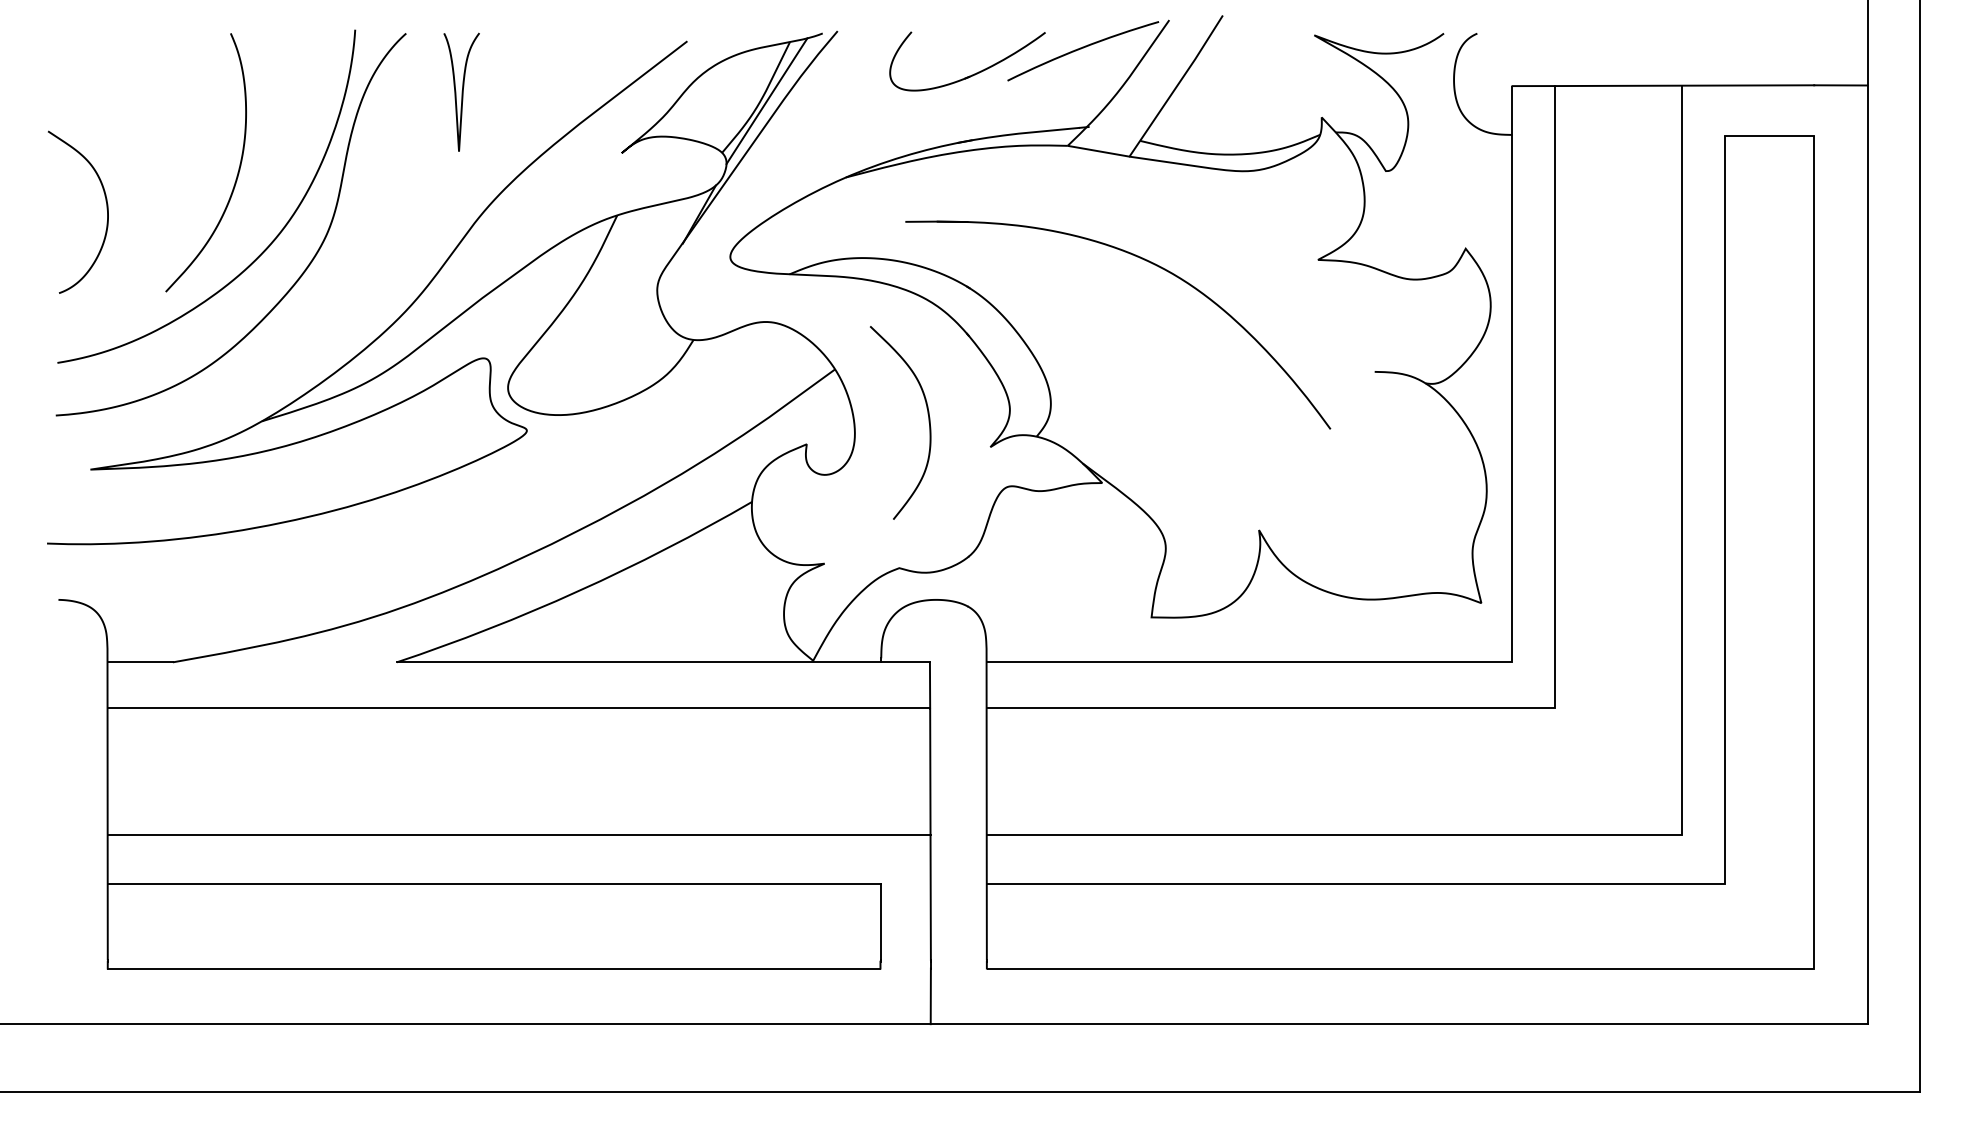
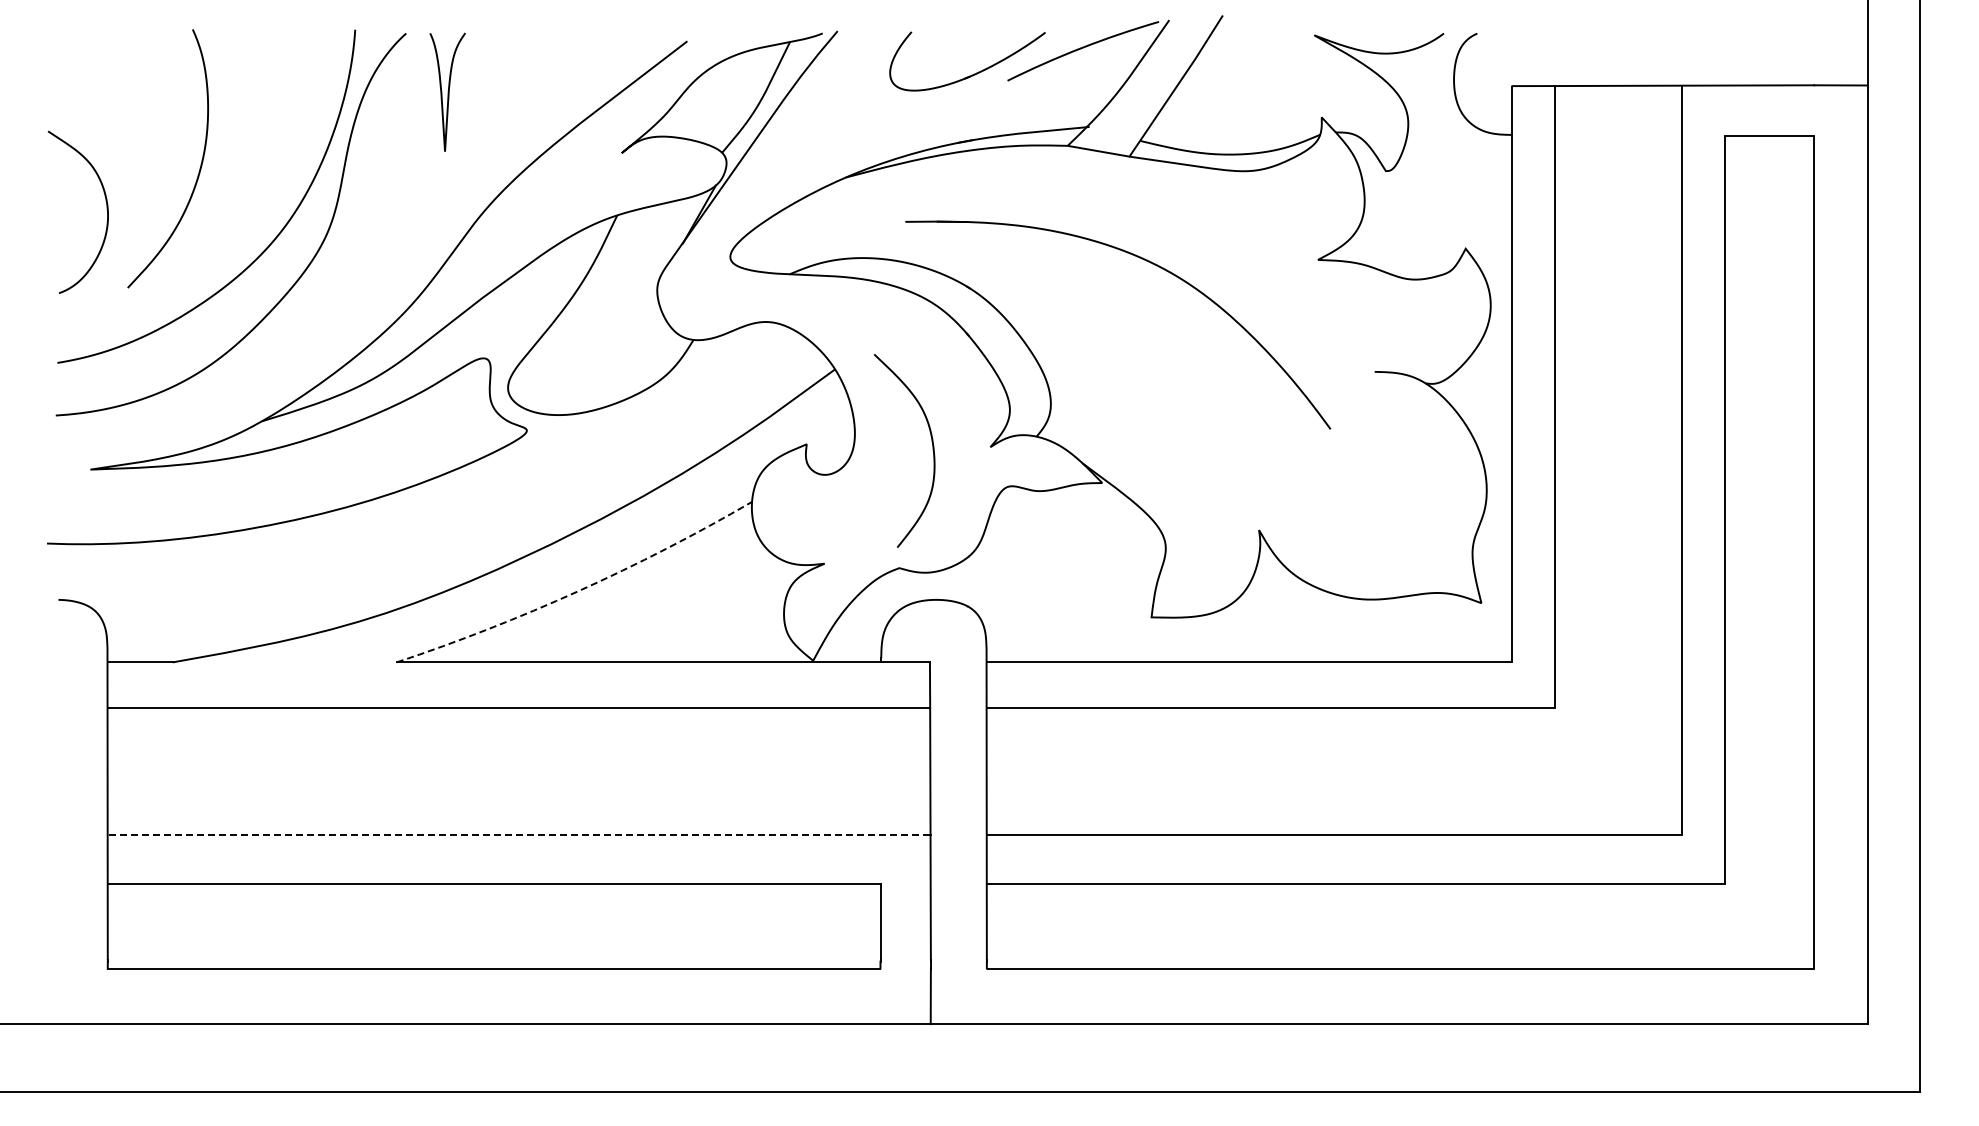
curve position: (461, 91) -> (447, 91) (447, 91)
line: present -> none (766, 101)
curve position: (237, 172) -> (199, 168) (199, 168)
curve position: (928, 422) -> (932, 450) (932, 450)
arc: solid -> dashed (578, 591)
line: solid -> dashed (518, 834)
